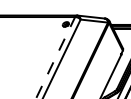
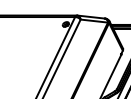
line: dashed -> solid (55, 57)
